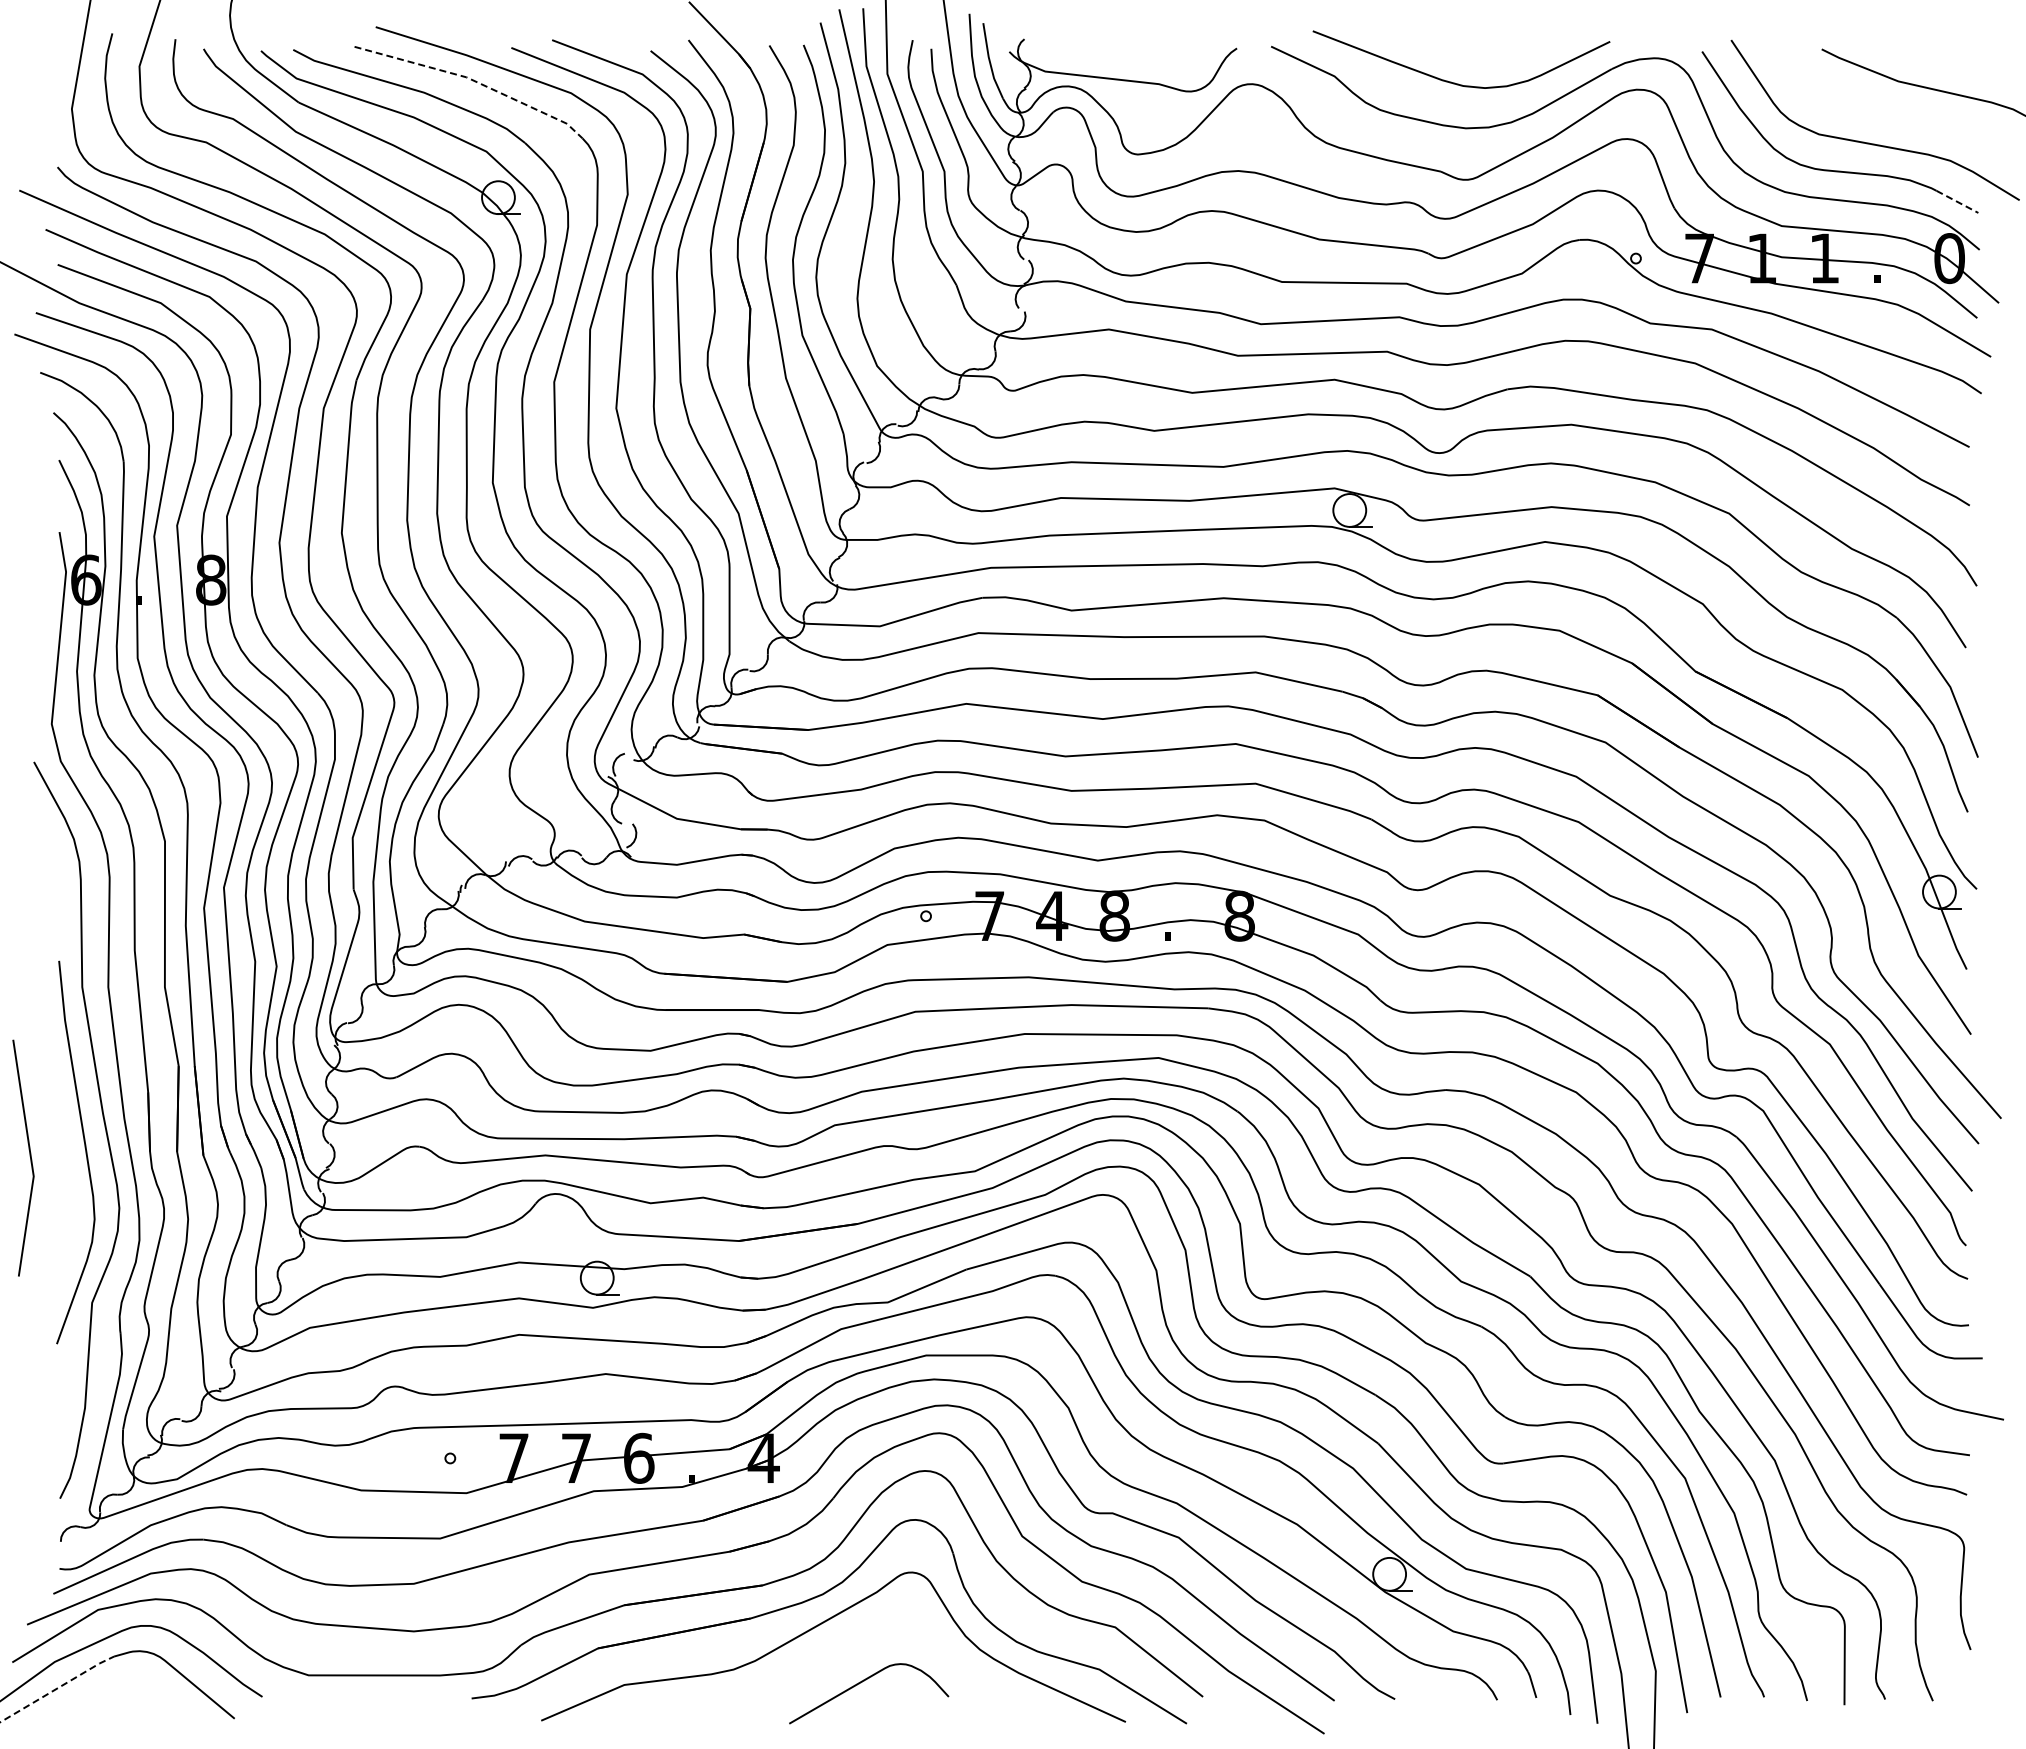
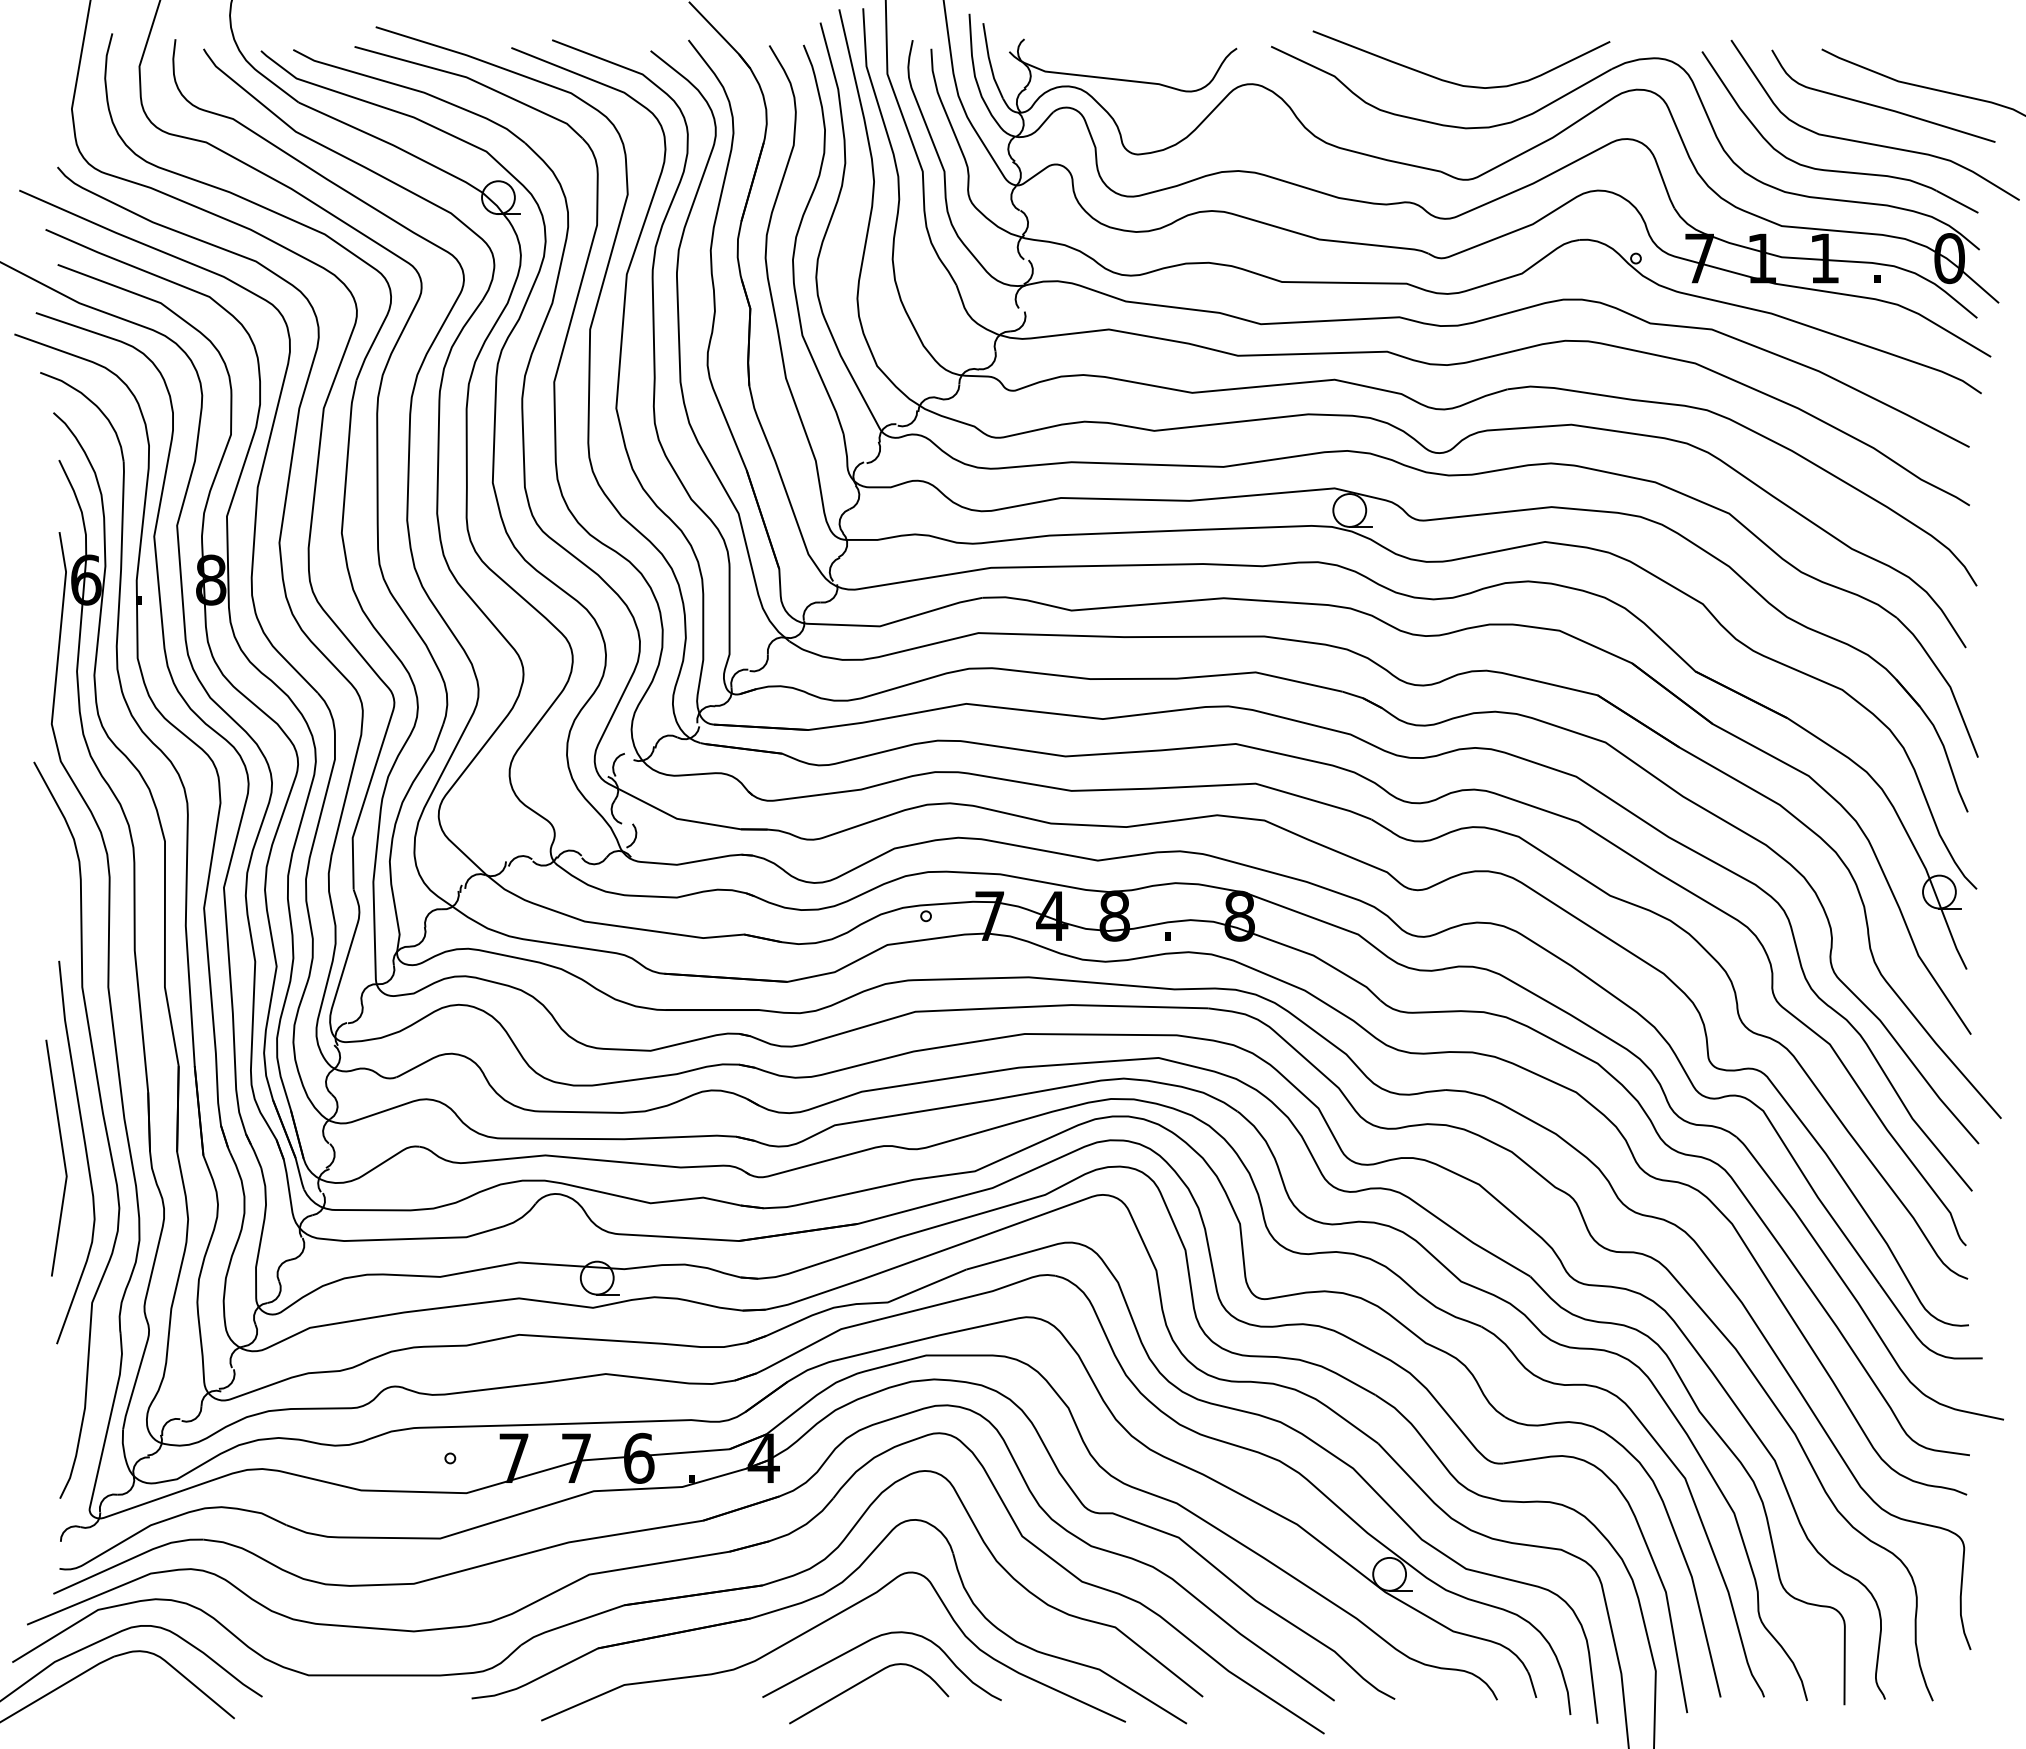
line: dashed -> solid (473, 80)
curve: none -> present (1878, 105)
line: dashed -> solid (1957, 201)
line position: (29, 1156) -> (62, 1156) (62, 1156)
curve: none -> present (866, 1643)
line: dashed -> solid (57, 1688)
